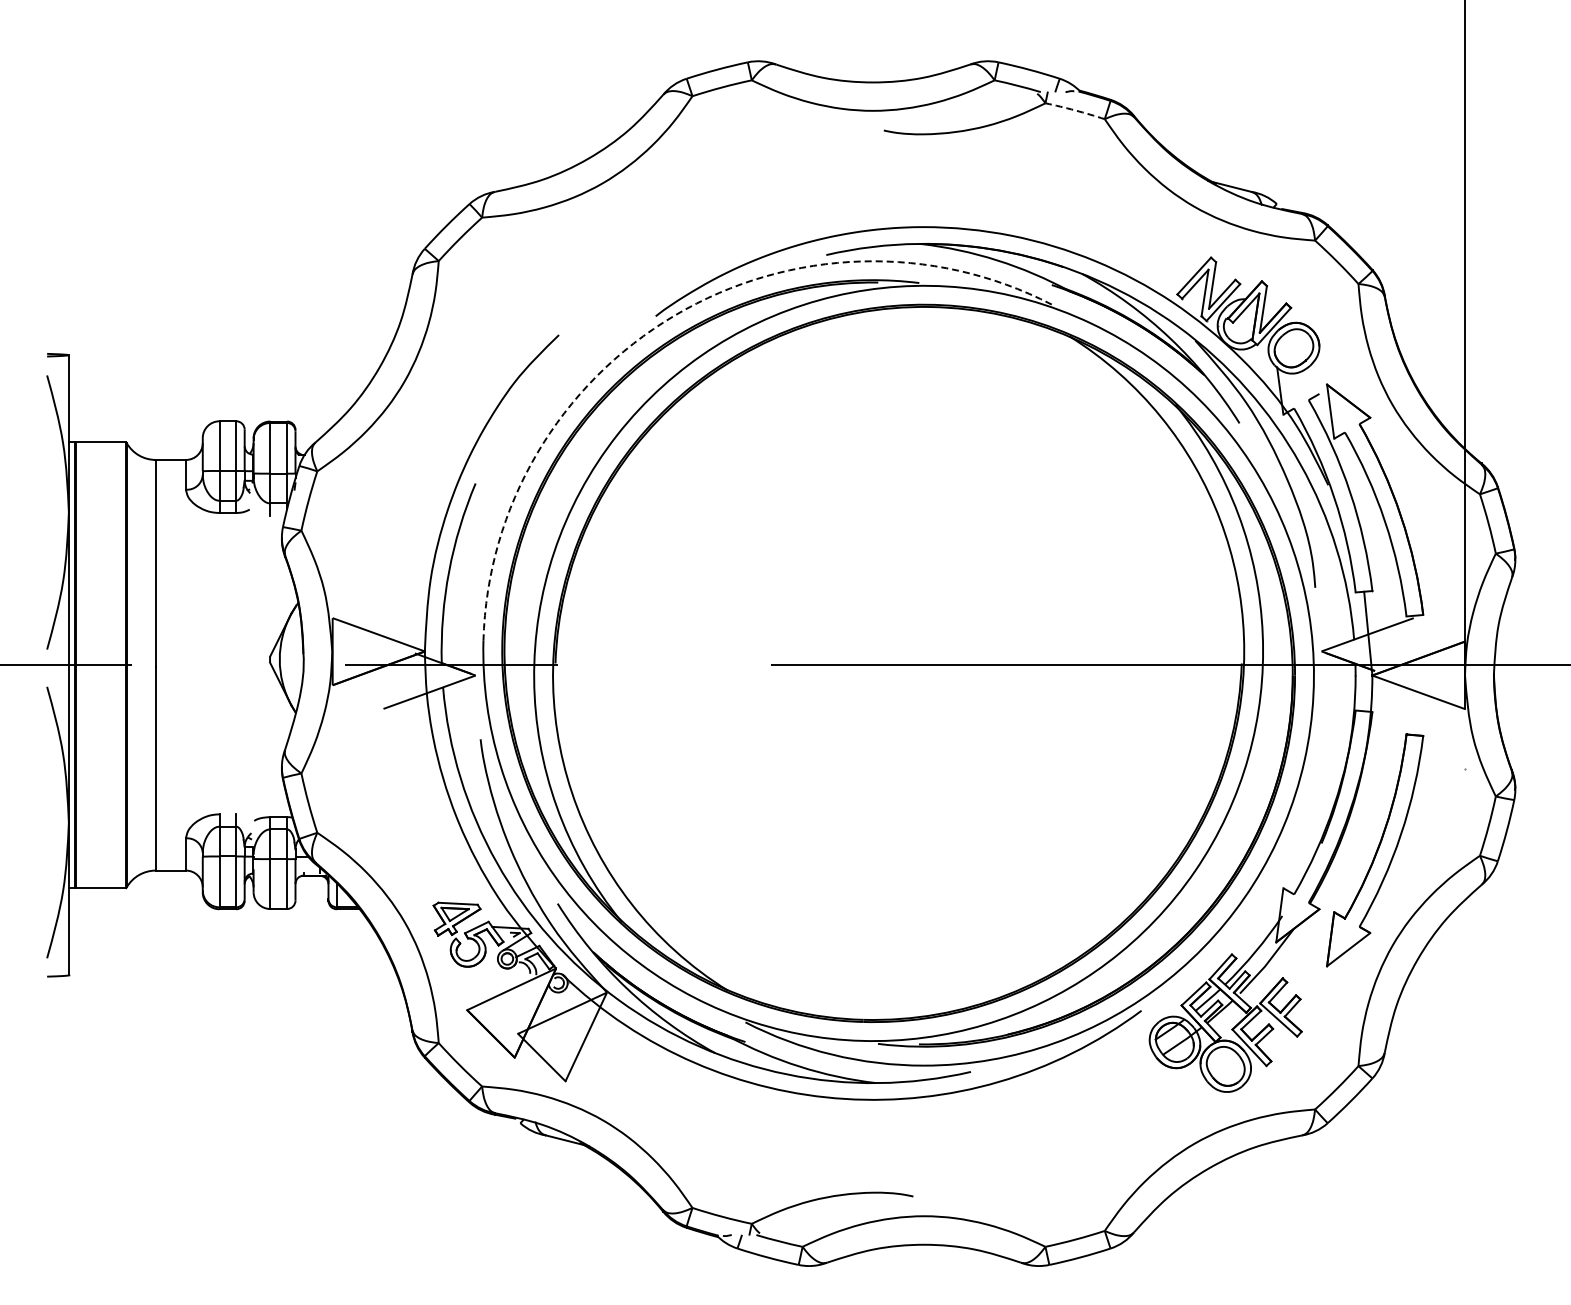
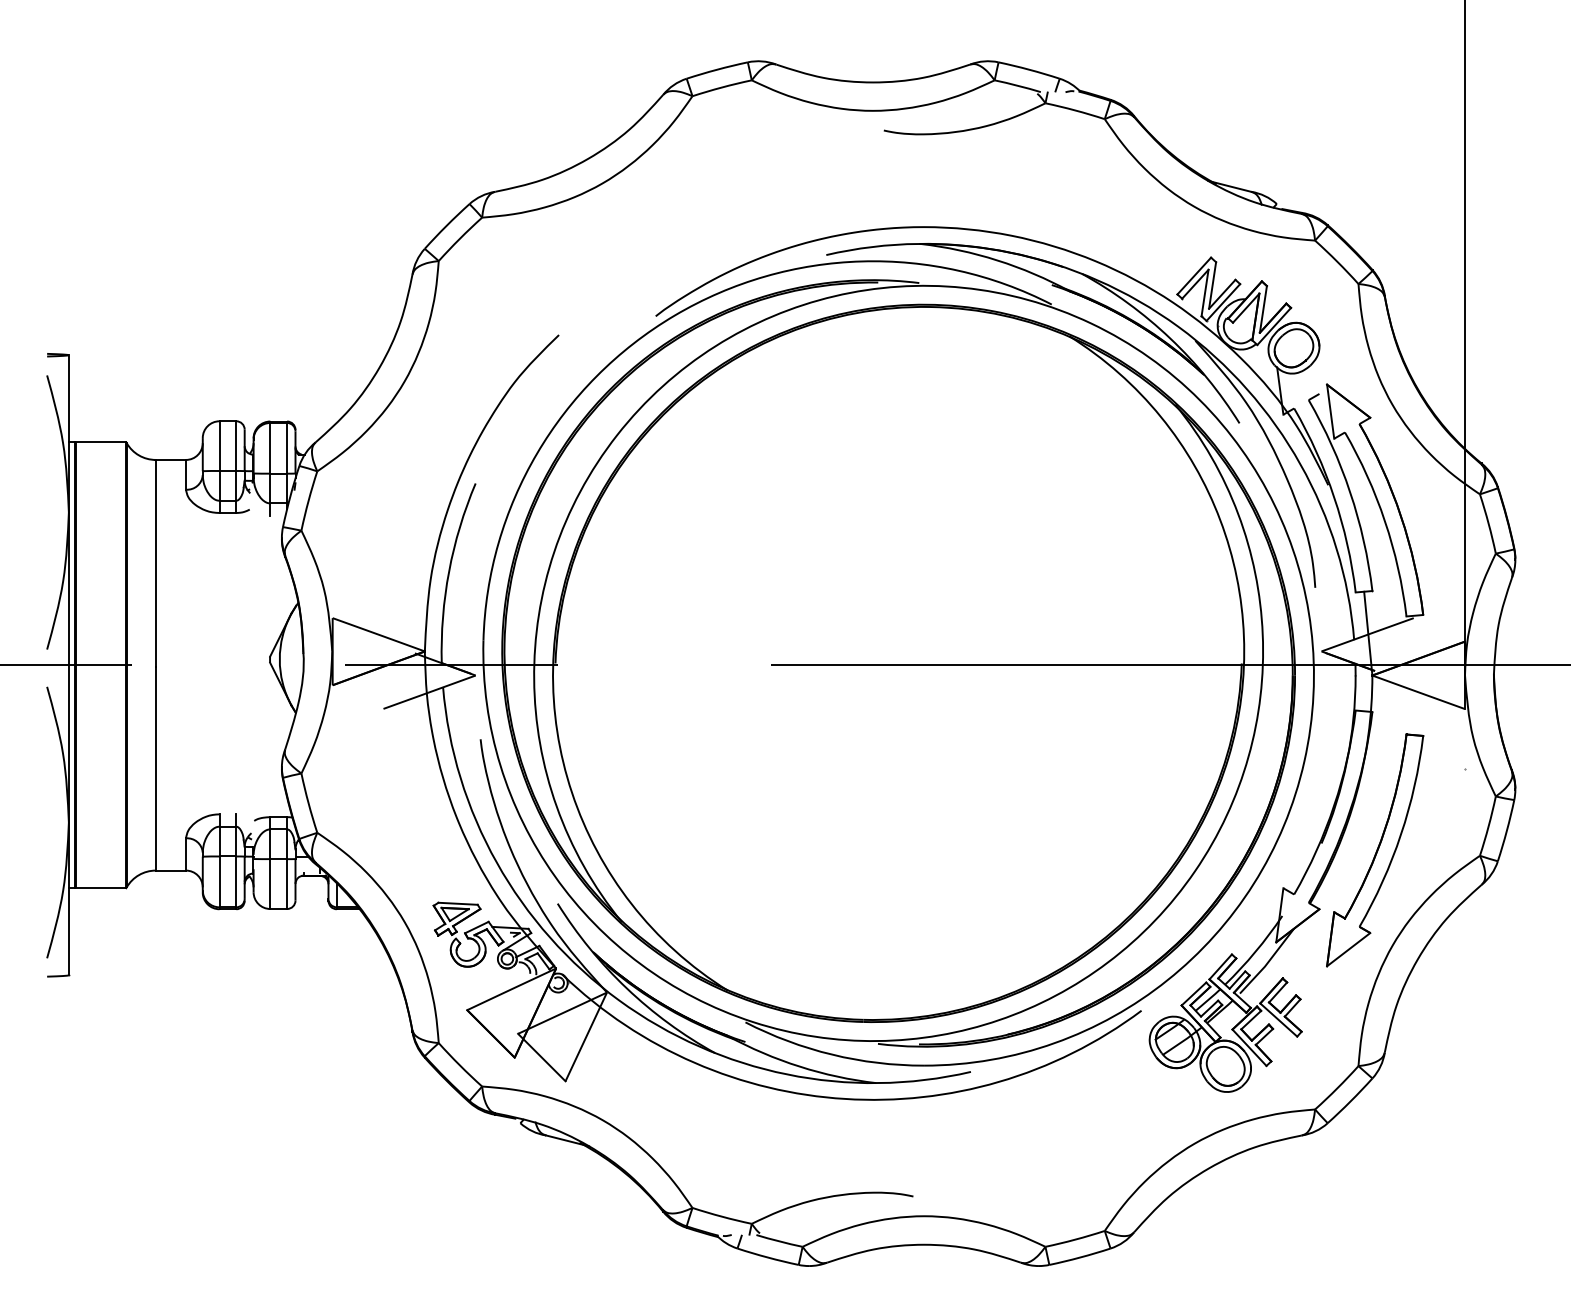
arc: dashed -> solid (1075, 110)
arc: dashed -> solid (674, 315)
